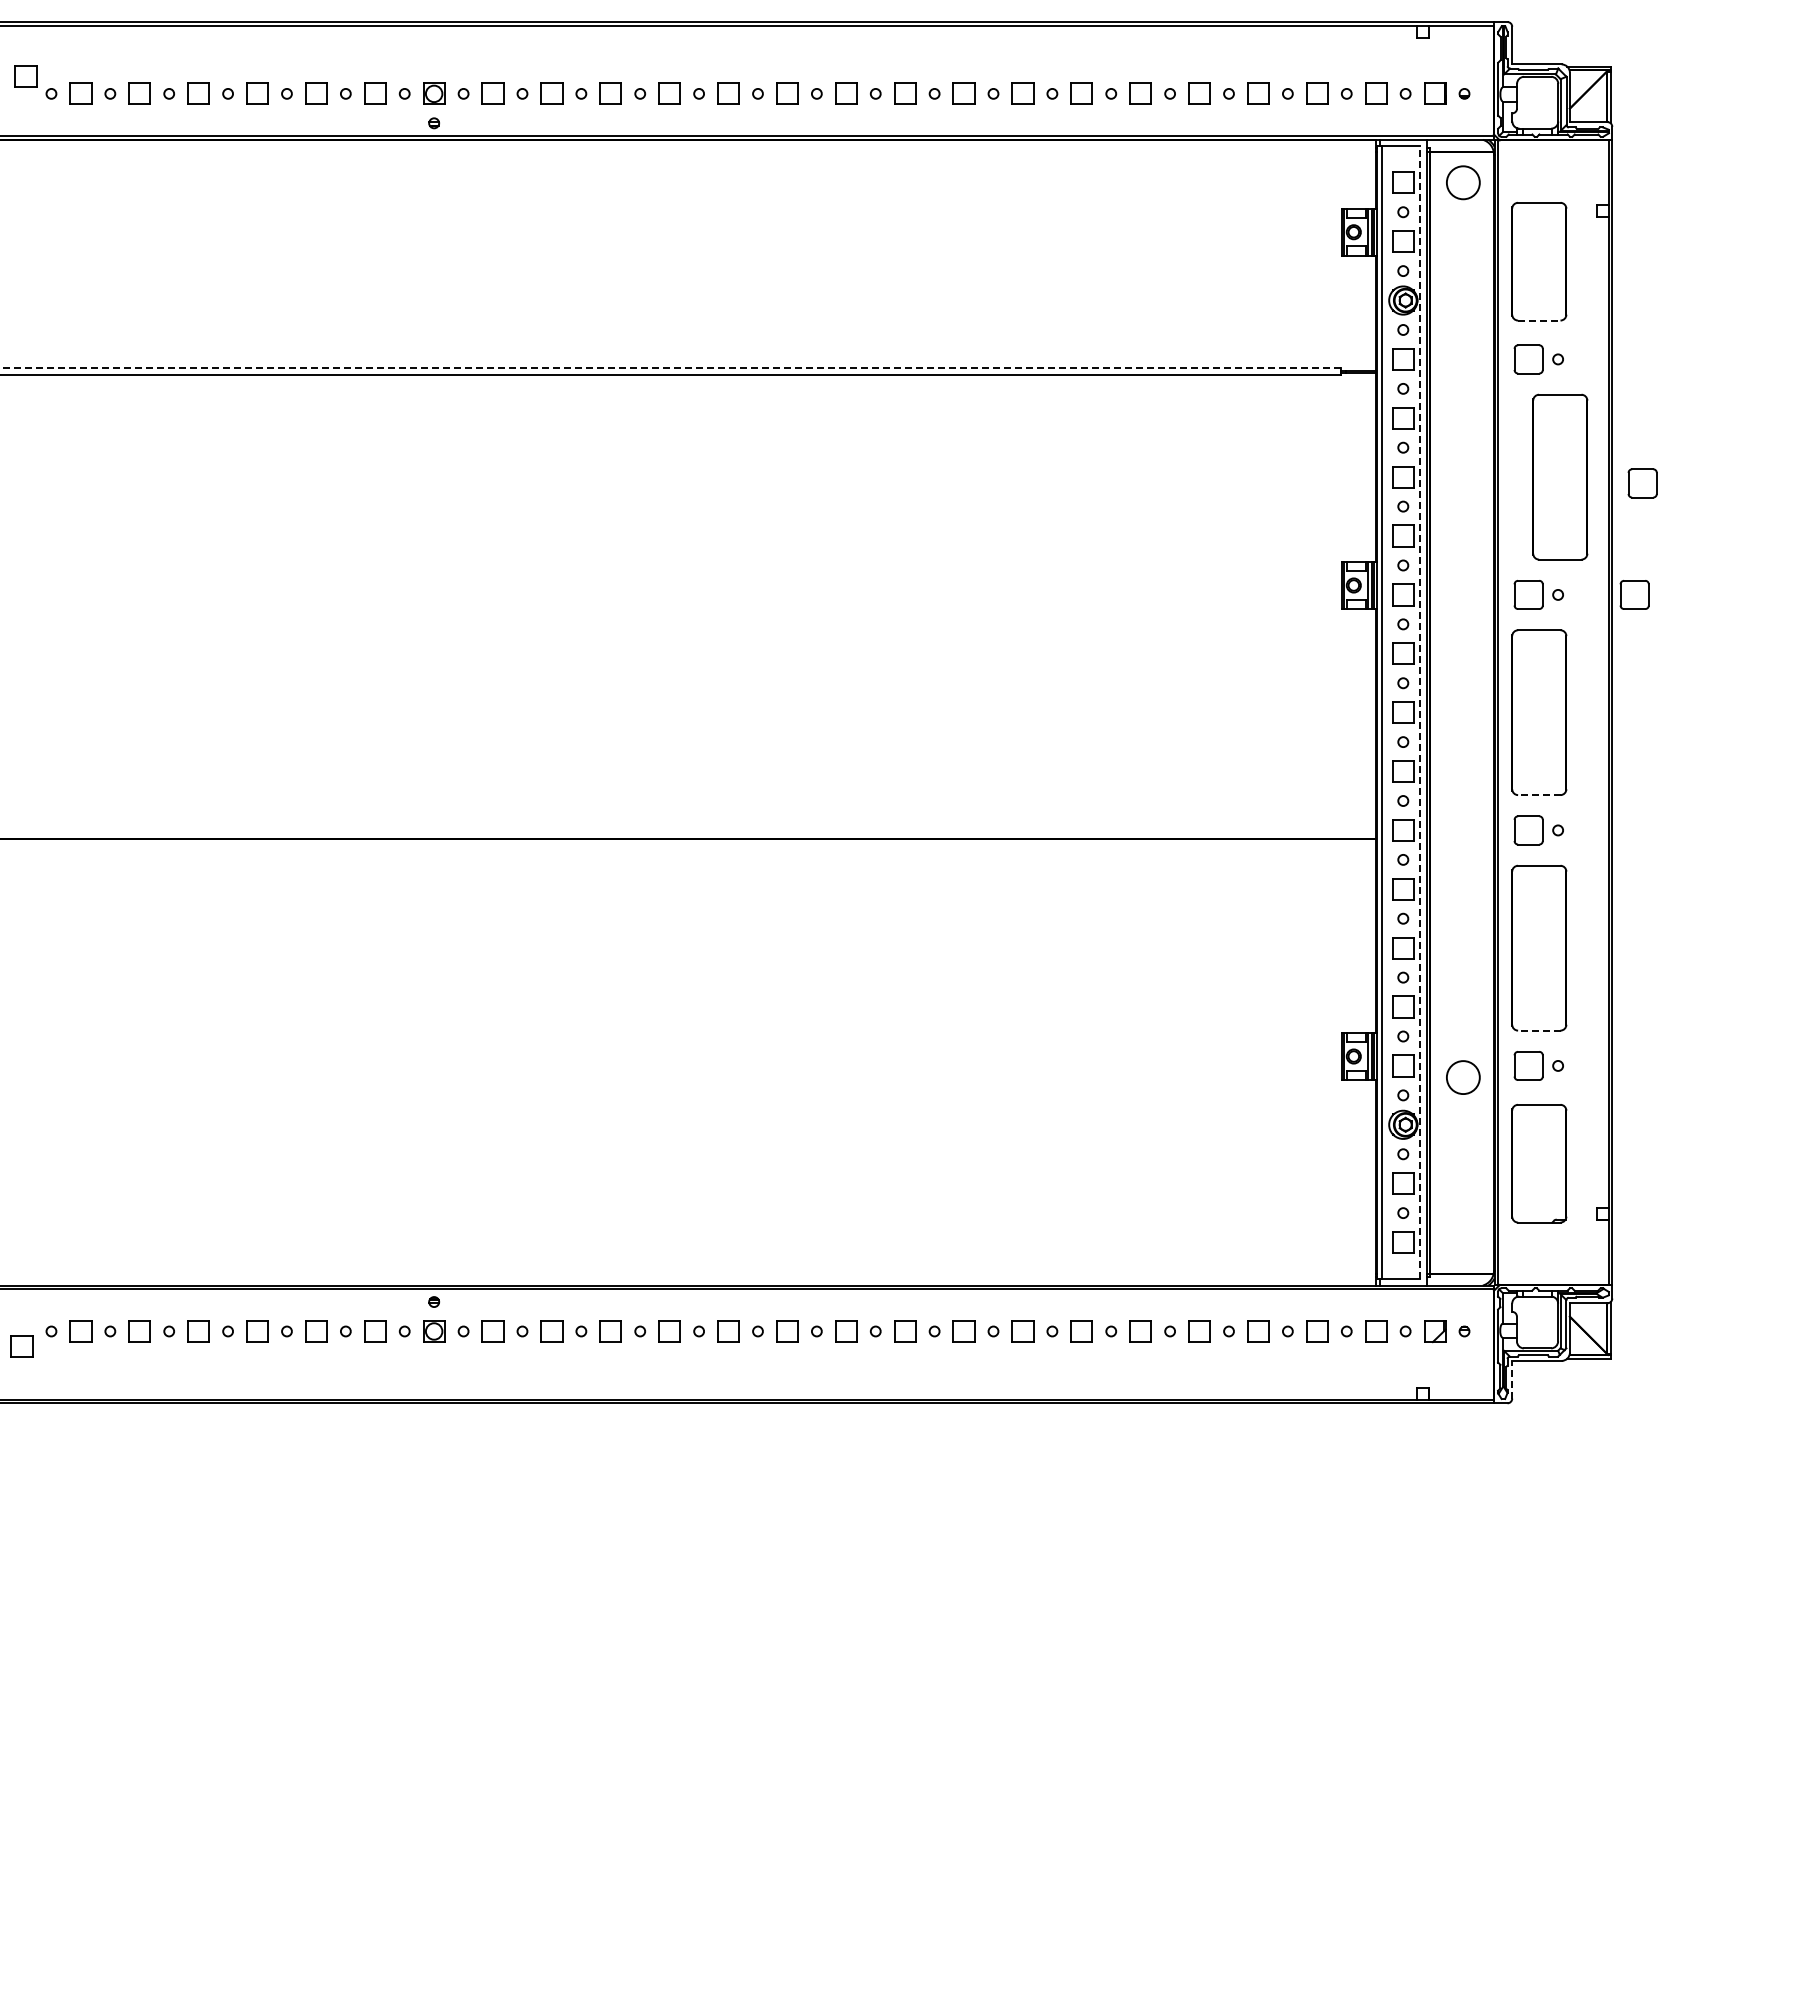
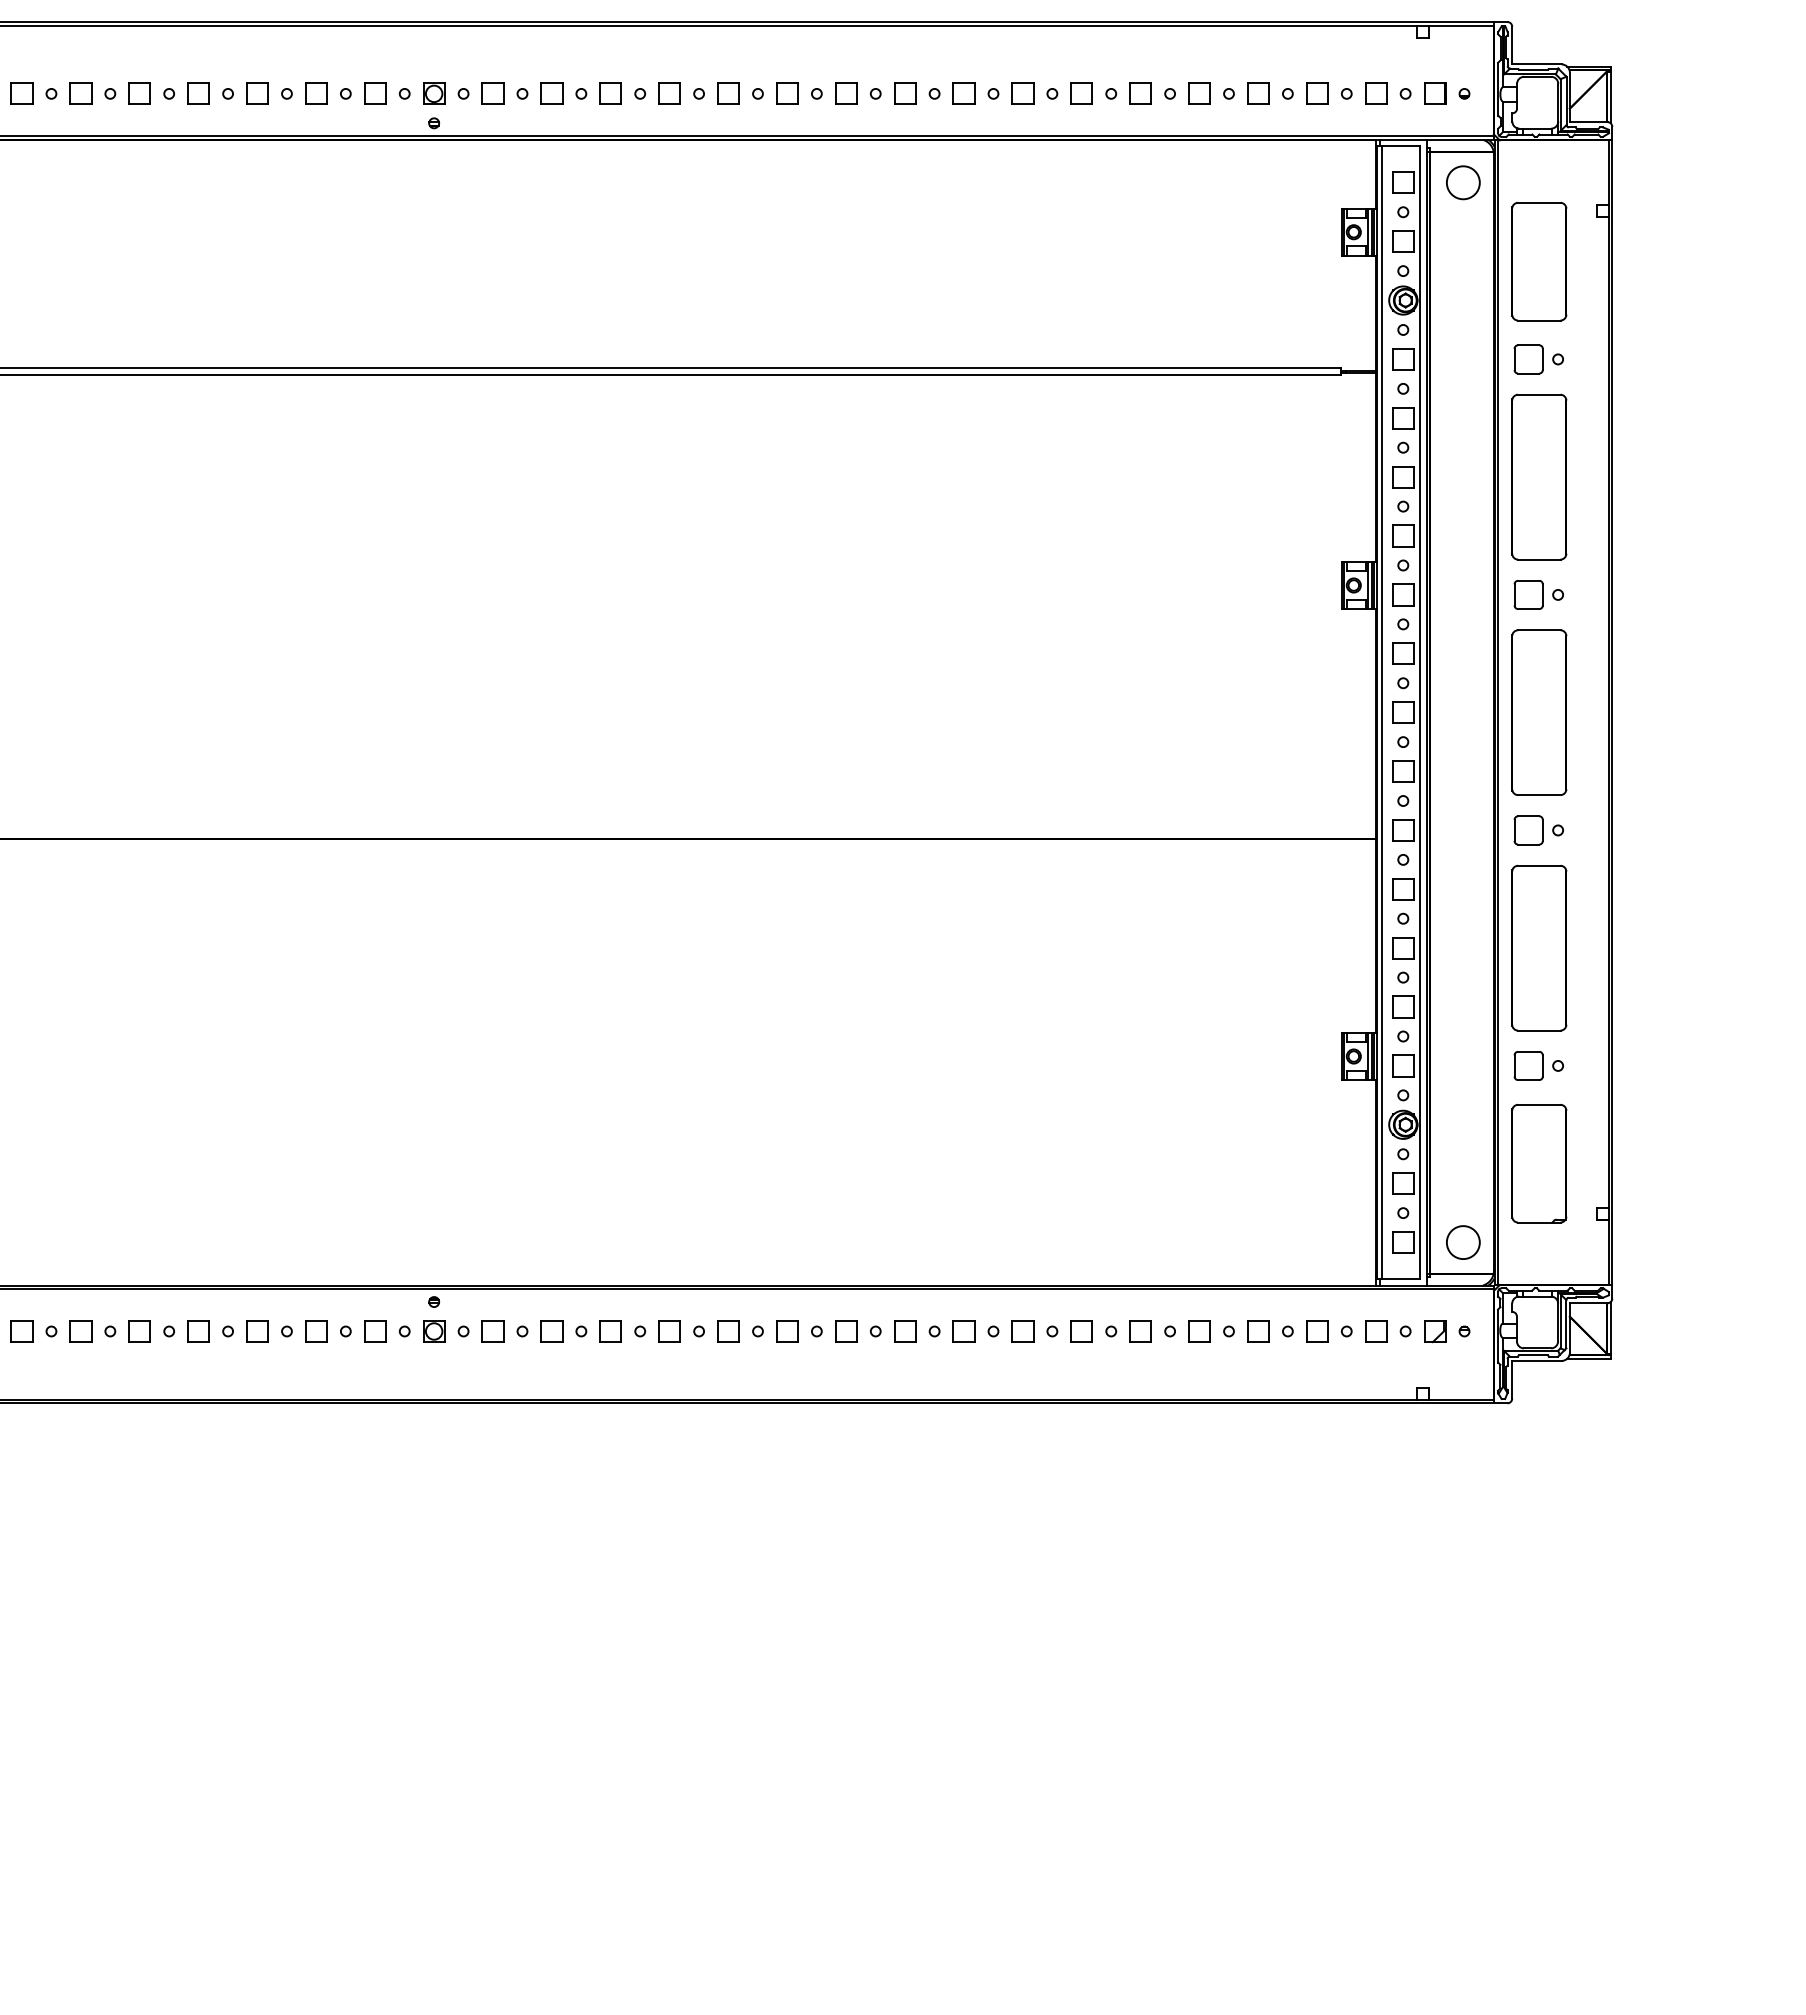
part position: (25, 76) -> (21, 93) (21, 93)
line: dashed -> solid (1539, 320)
line: dashed -> solid (670, 368)
part position: (1560, 476) -> (1539, 476) (1539, 476)
part: present -> none (1642, 483)
part: present -> none (1634, 594)
line: dashed -> solid (1419, 712)
line: dashed -> solid (1538, 795)
line: dashed -> solid (1538, 1030)
circle position: (1463, 1077) -> (1463, 1242) (1463, 1242)
part position: (21, 1346) -> (21, 1331) (21, 1331)
line: dashed -> solid (1512, 1379)
